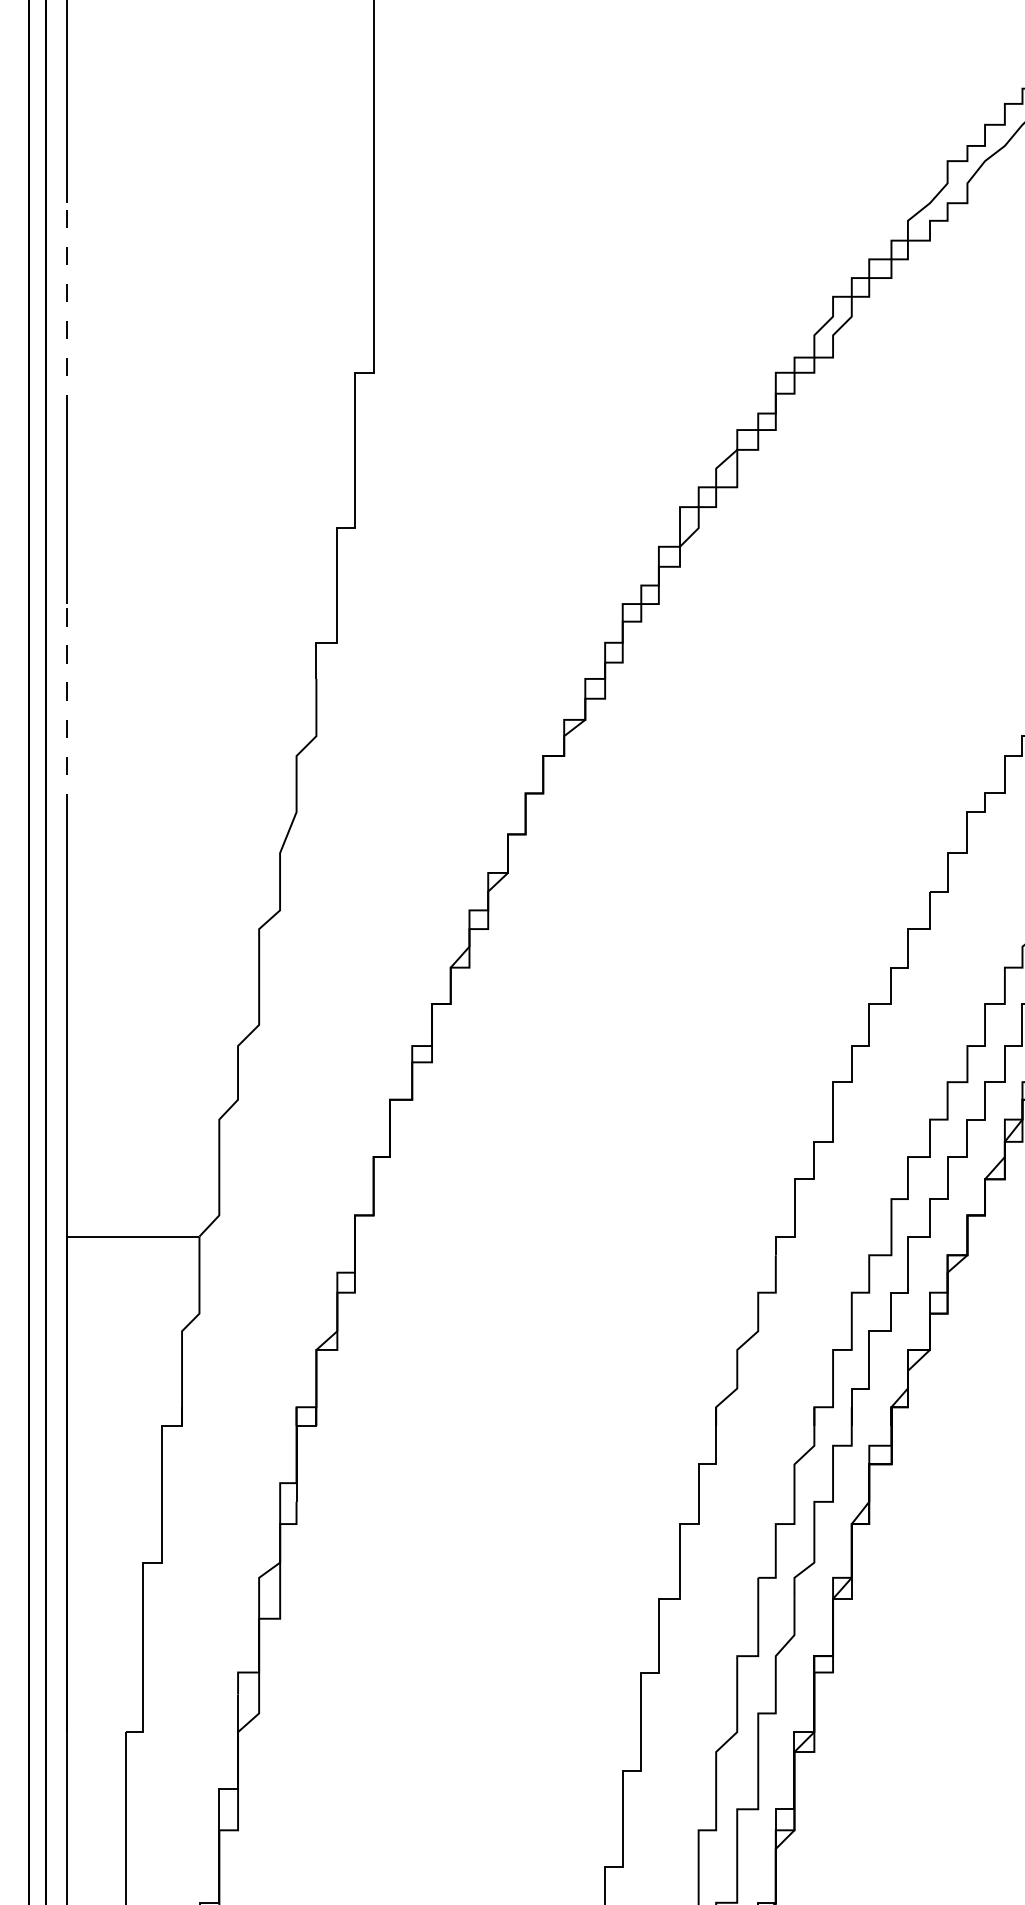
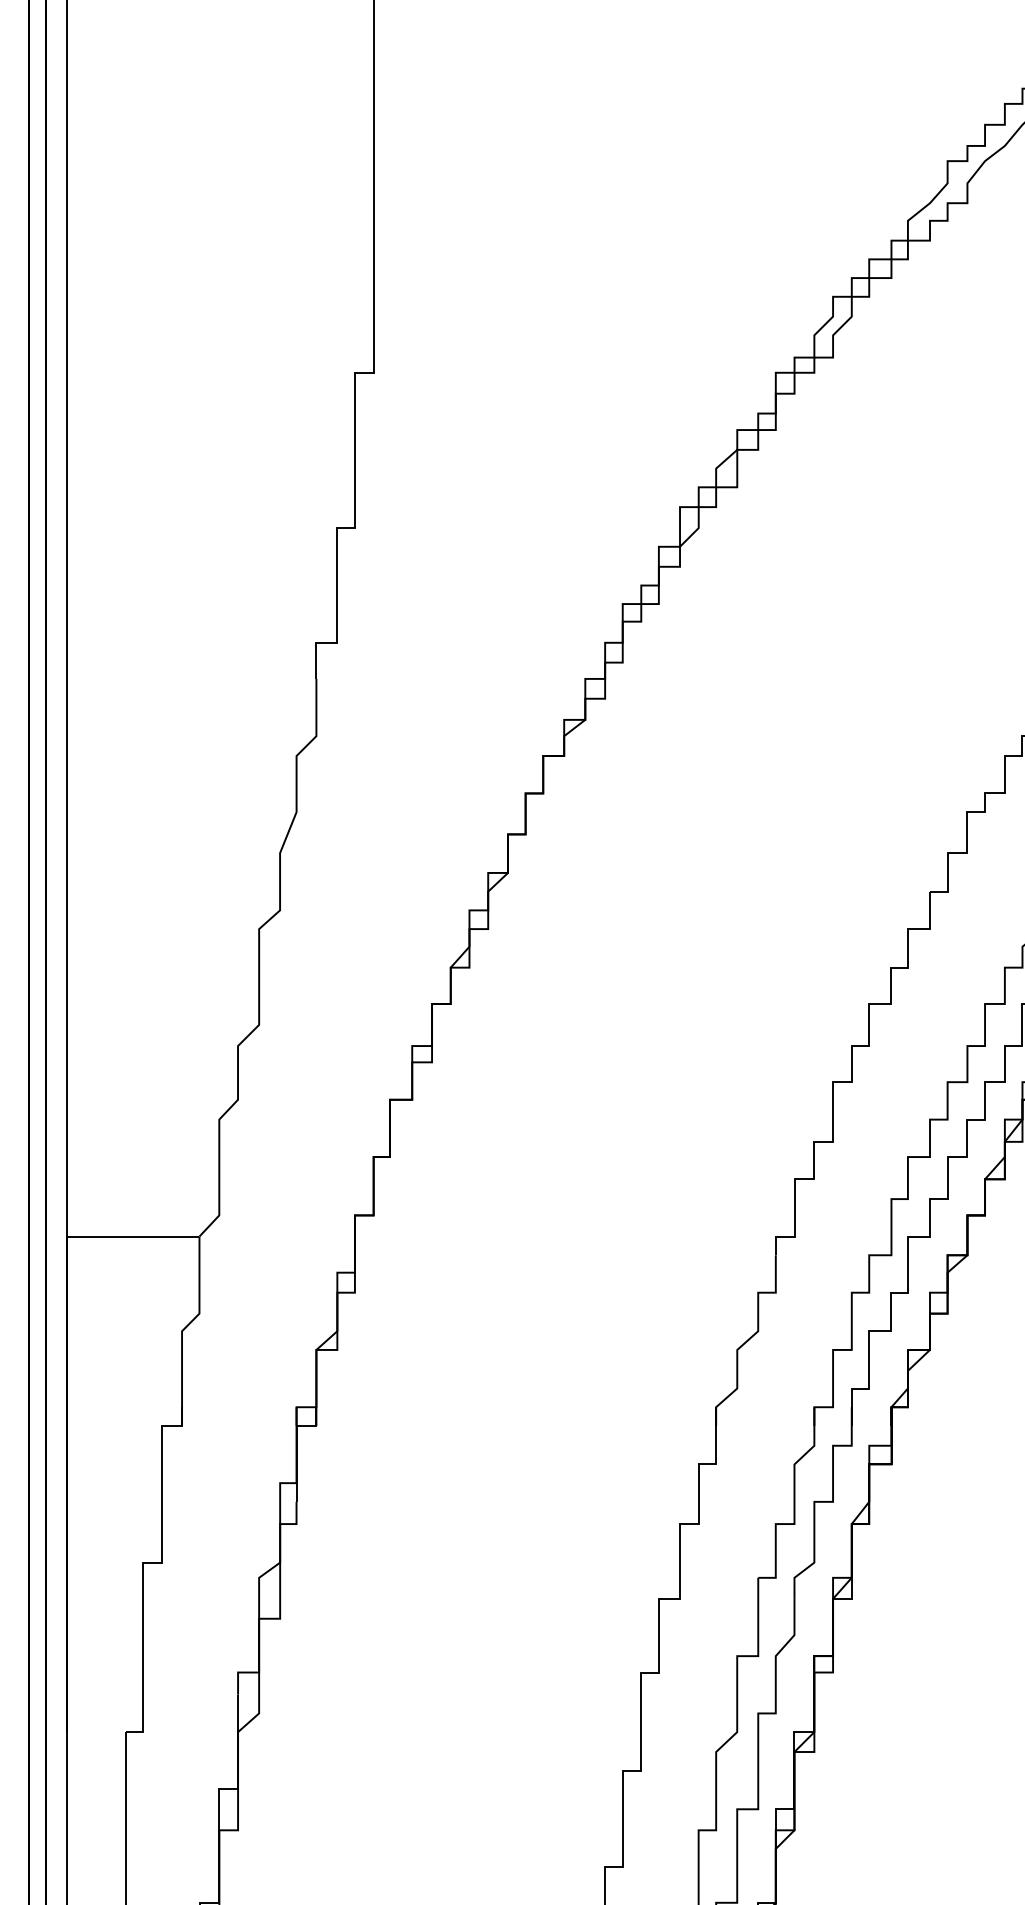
line: dashed -> solid (67, 307)
line: dashed -> solid (67, 707)
